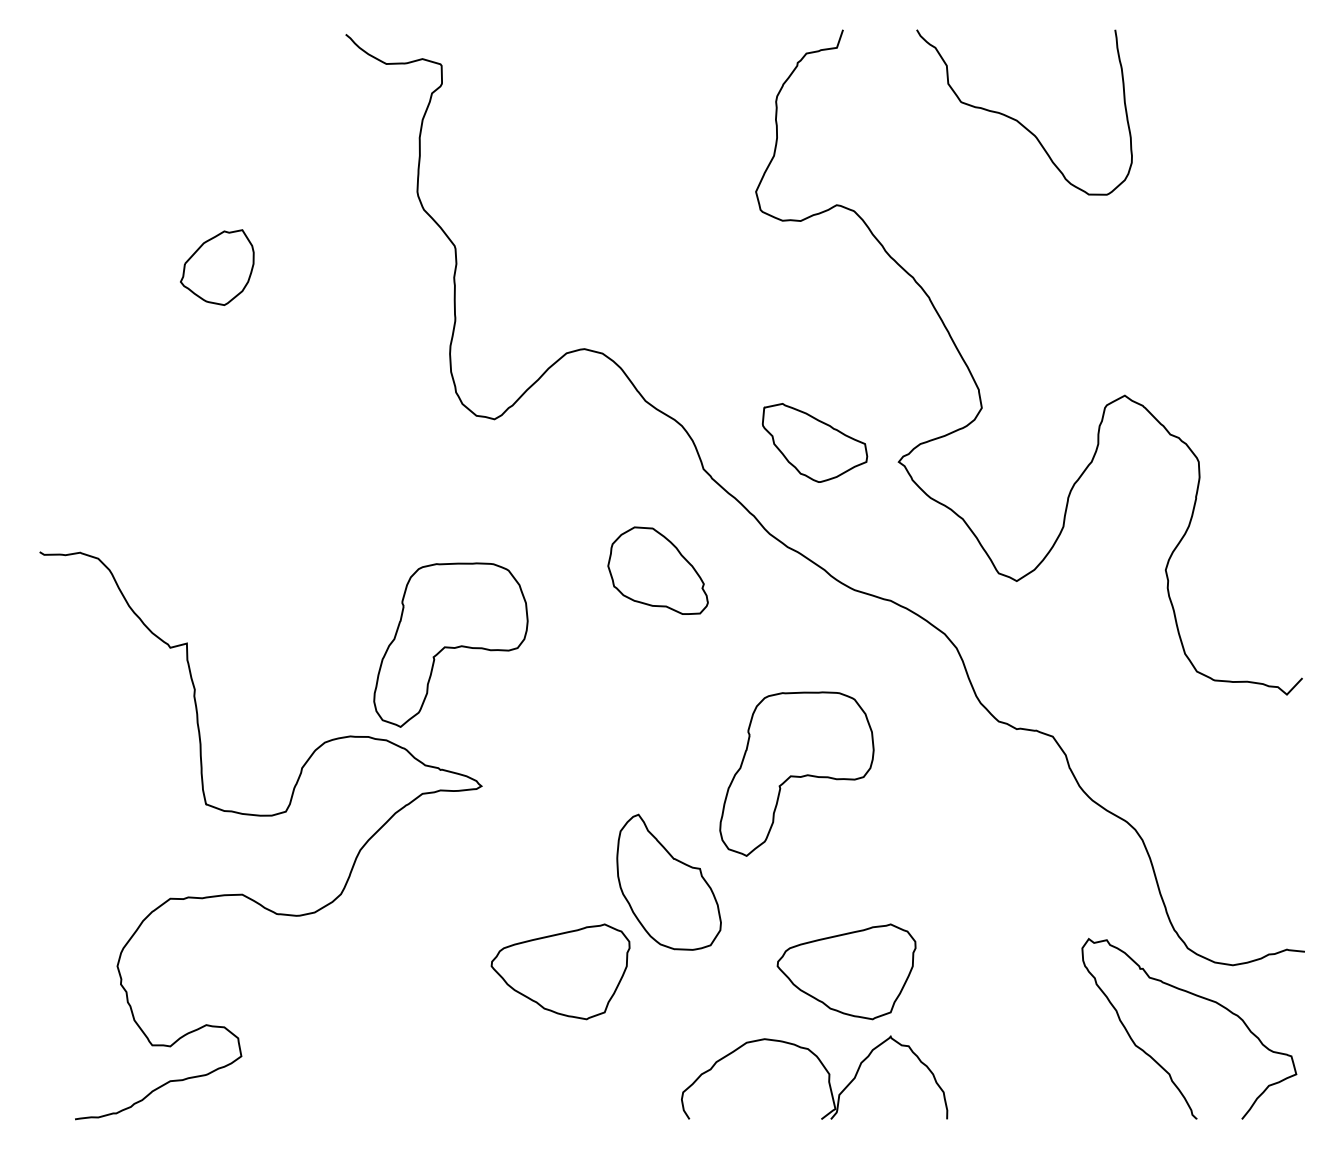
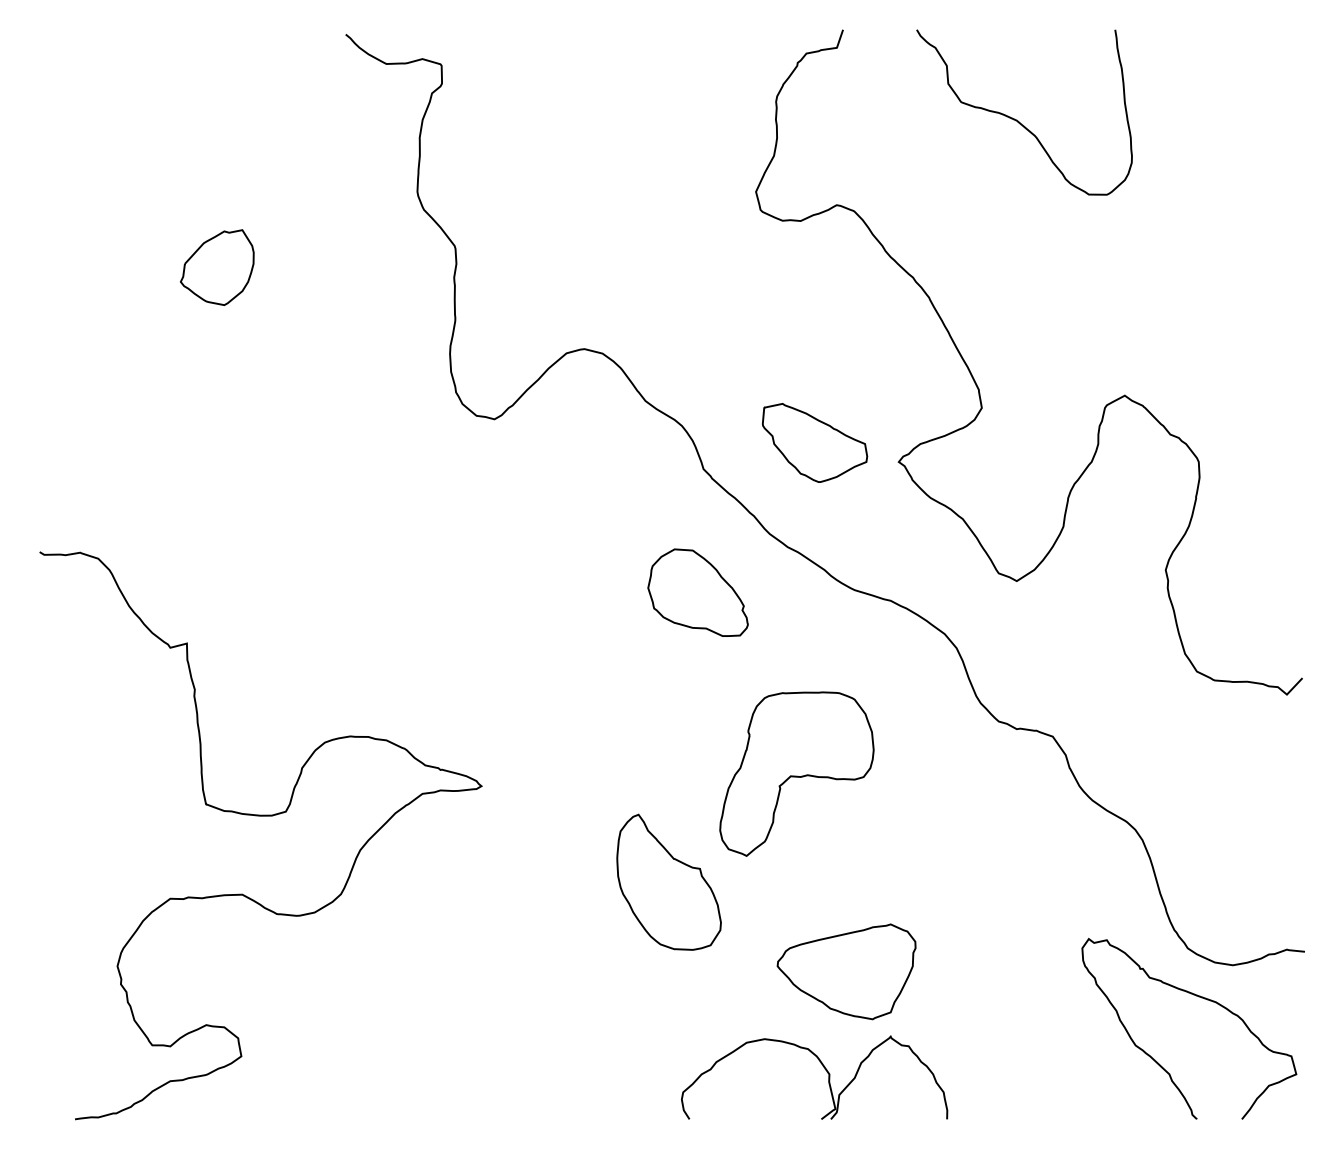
part position: (657, 570) -> (697, 592) (697, 592)
part: present -> none (450, 644)
part: present -> none (560, 971)
